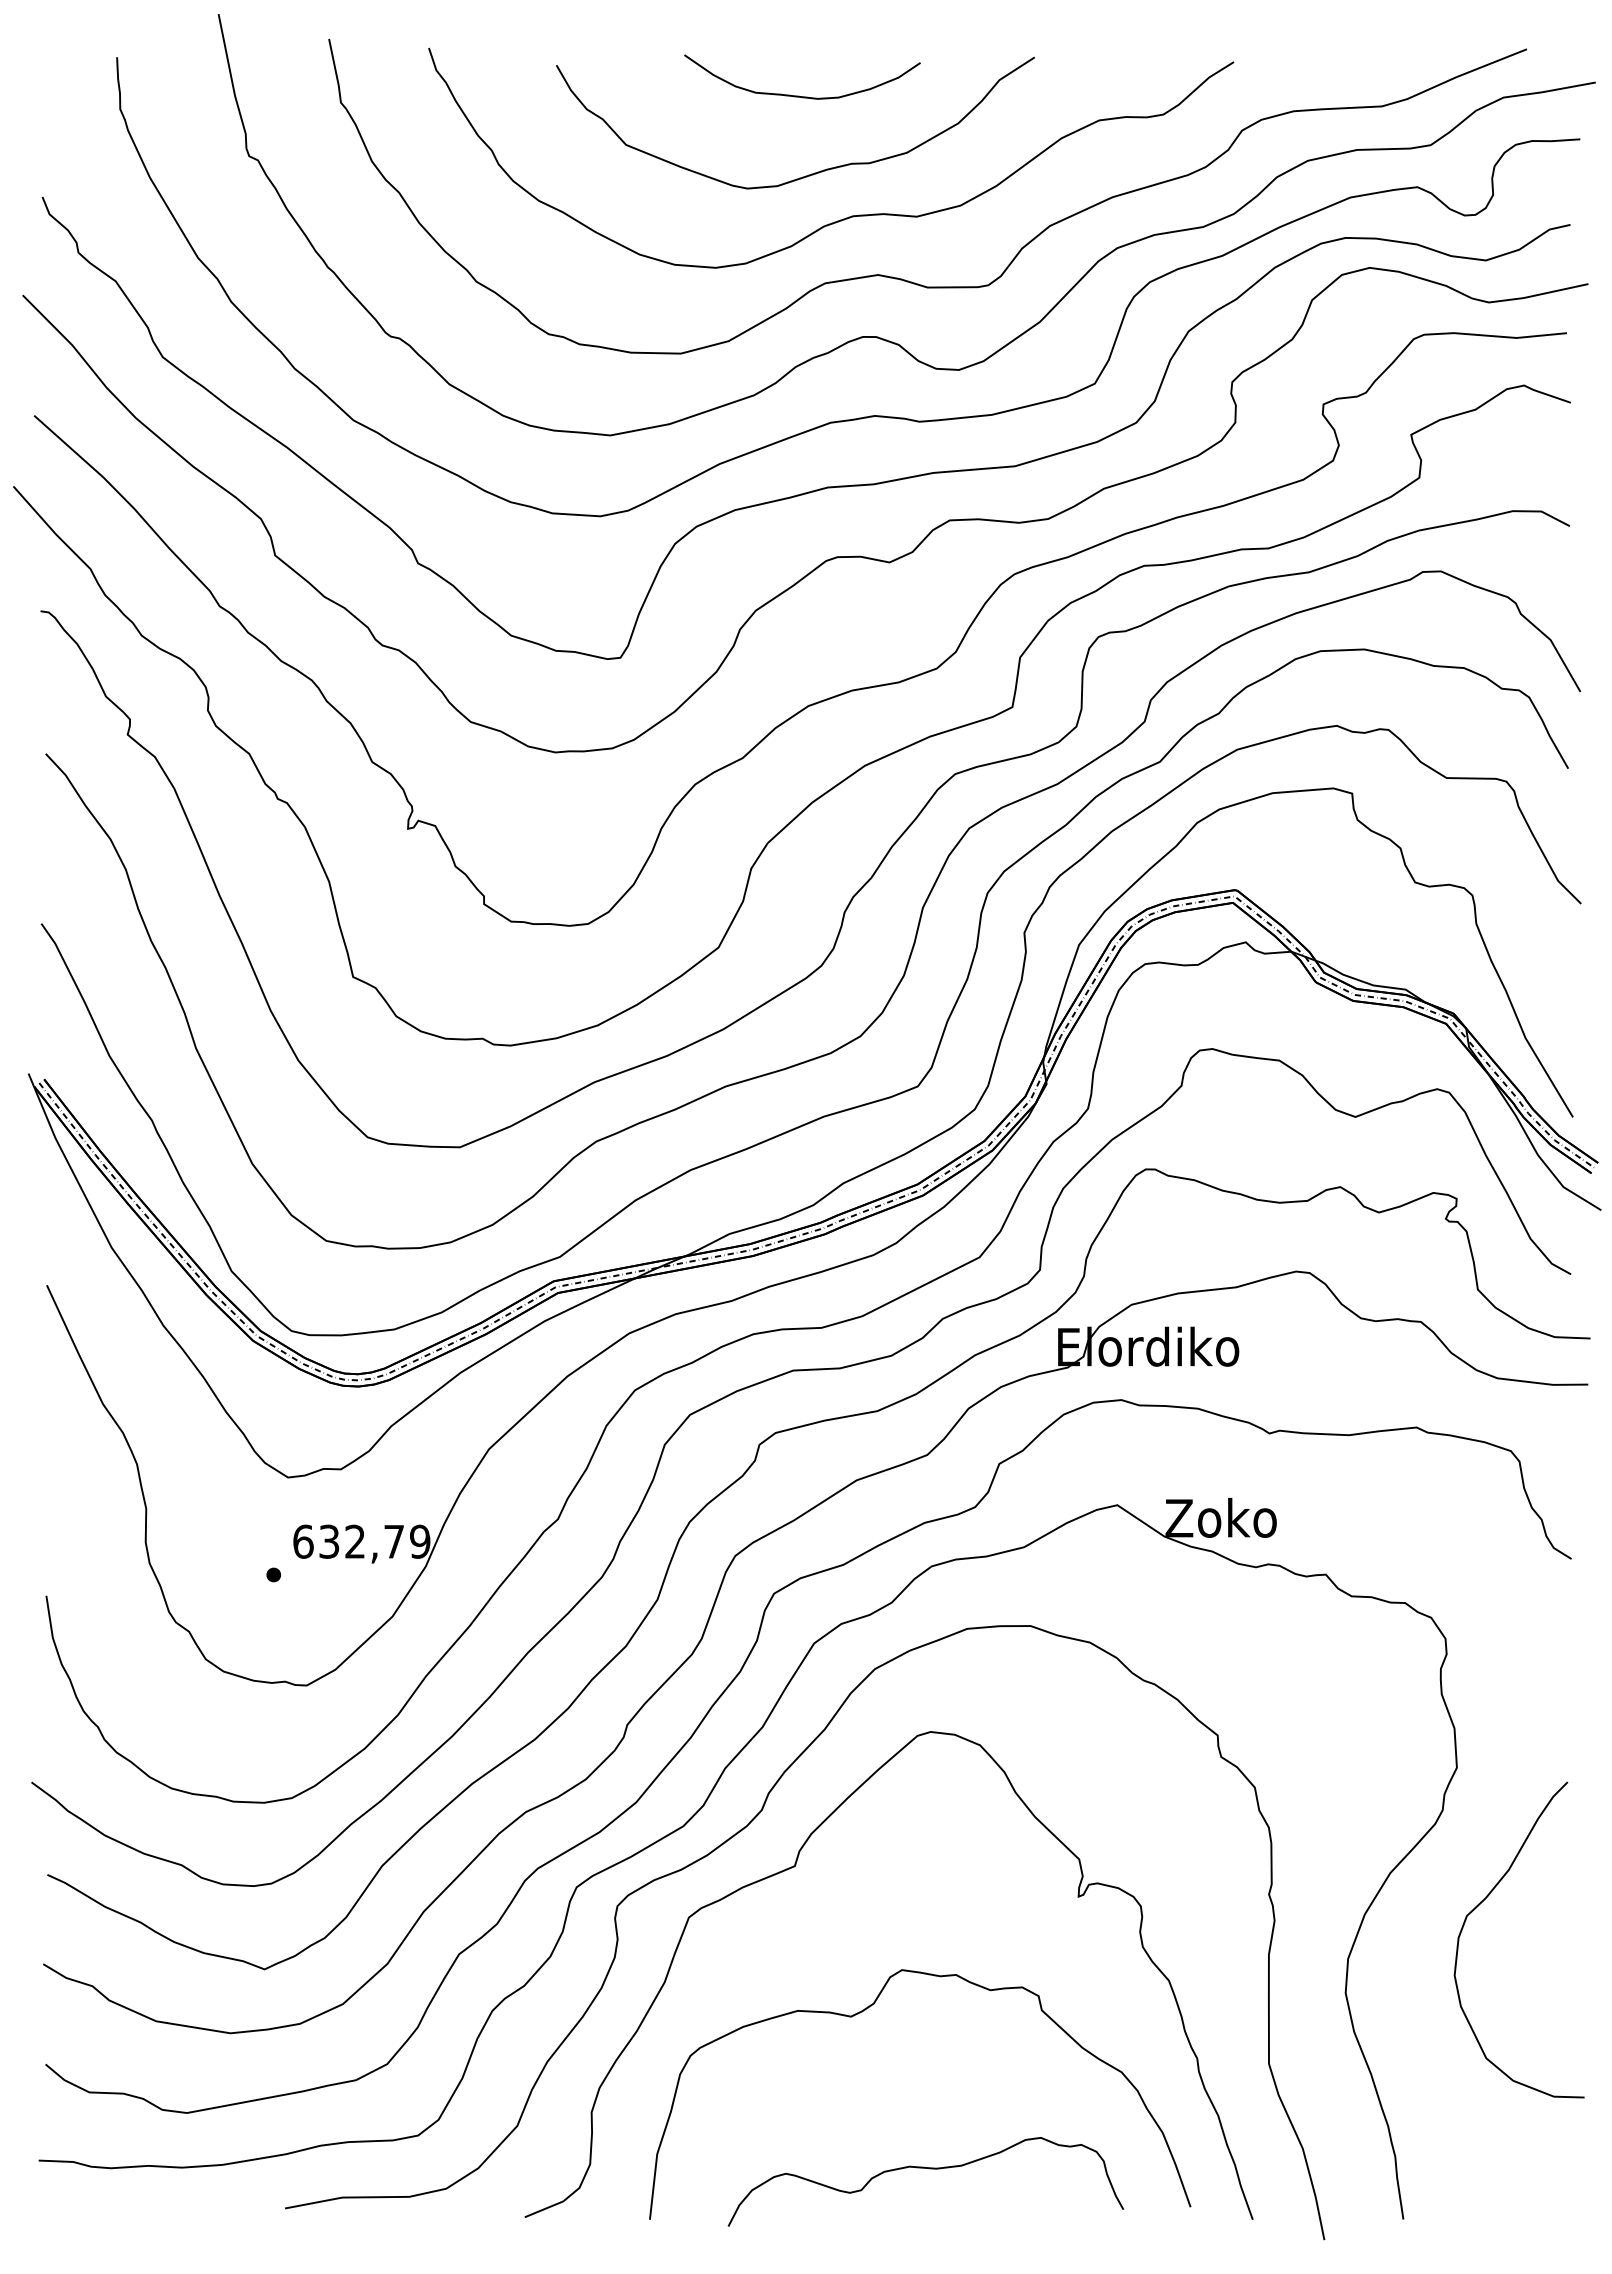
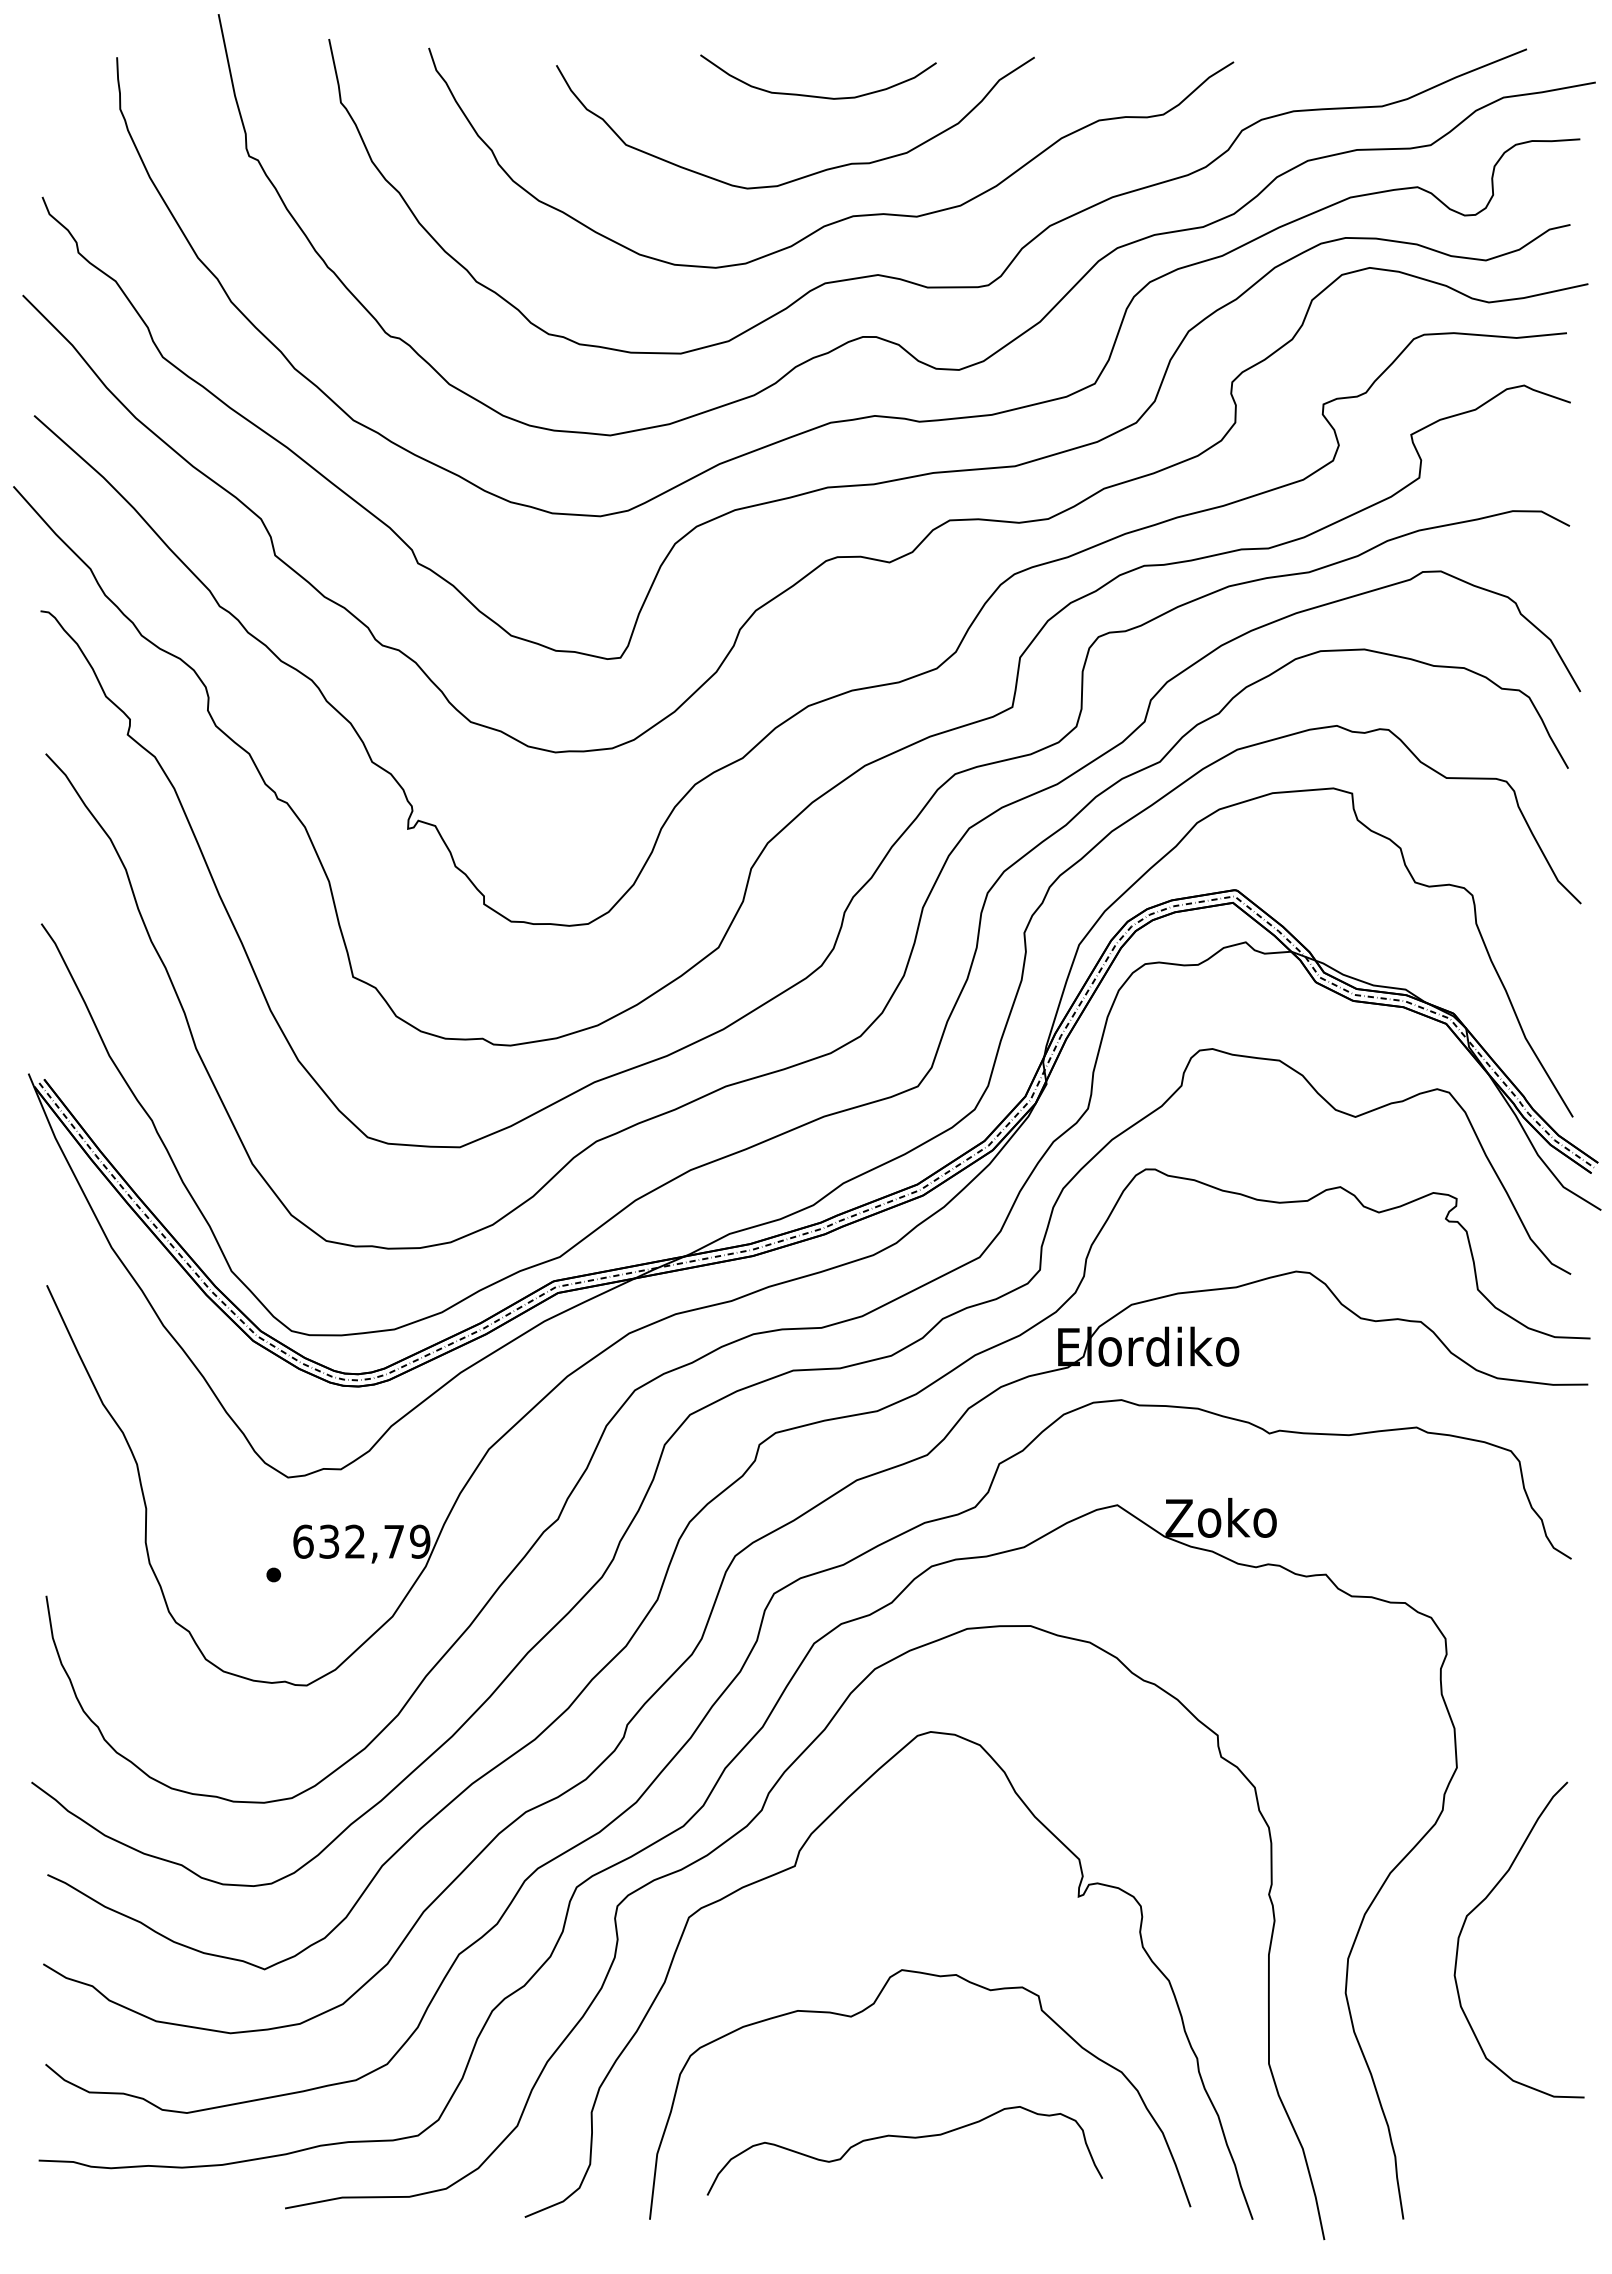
curve position: (799, 95) -> (815, 95) (815, 95)
curve position: (929, 2169) -> (908, 2138) (908, 2138)
